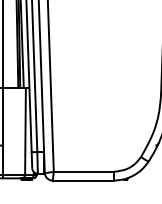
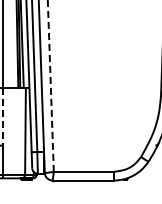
line: solid -> dashed (50, 86)
line: solid -> dashed (3, 116)
